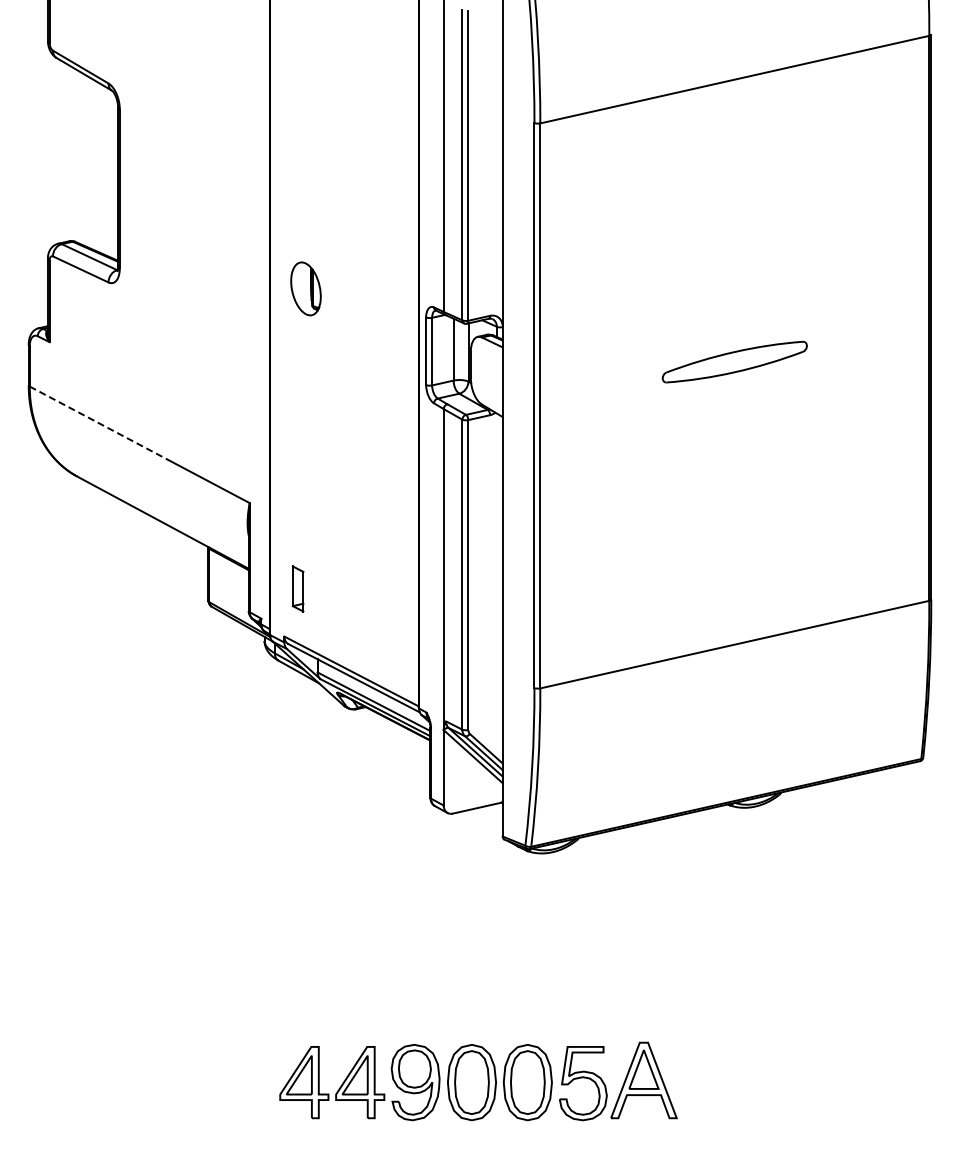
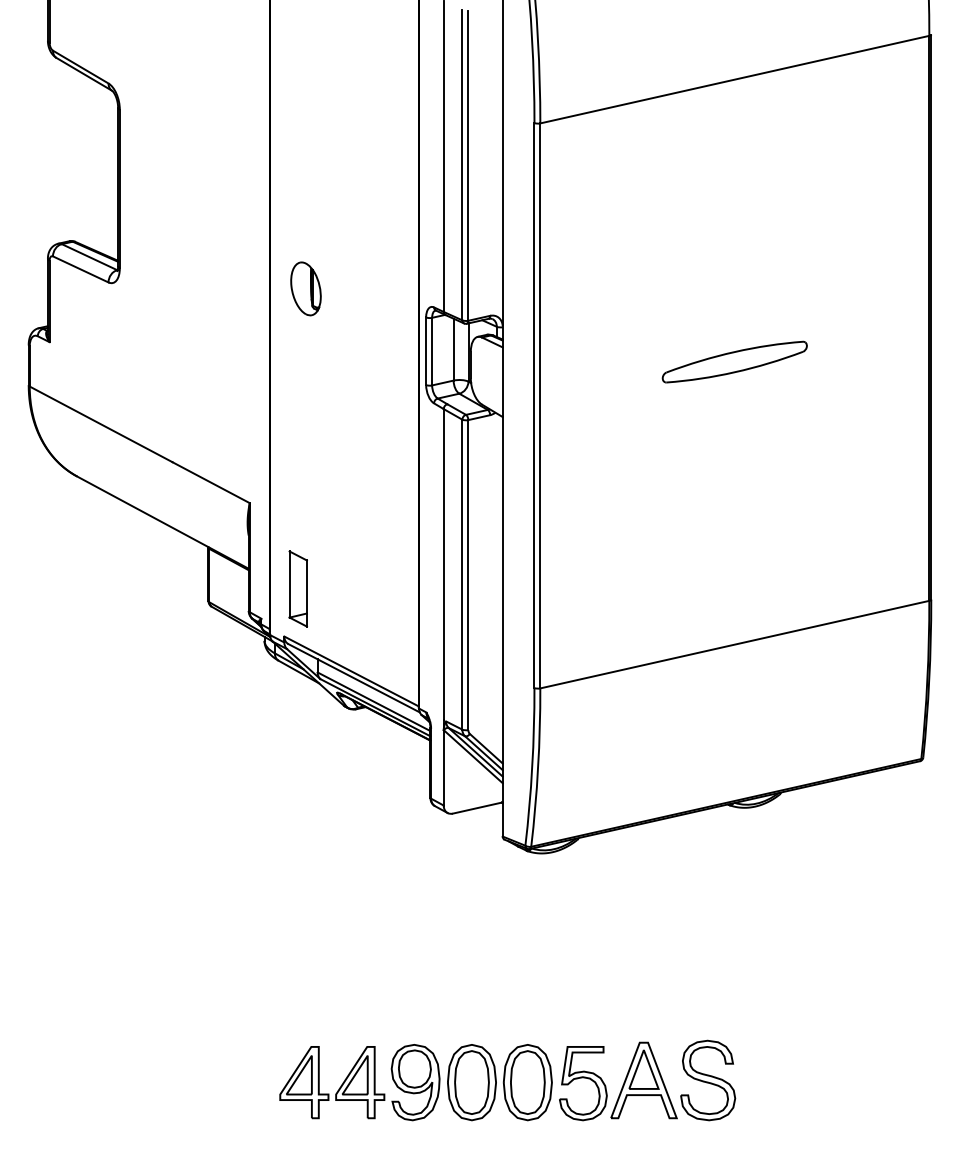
line: dashed -> solid (101, 424)
part size: 14x48 px -> 20x78 px (297, 588)
part: none -> present (708, 1080)
